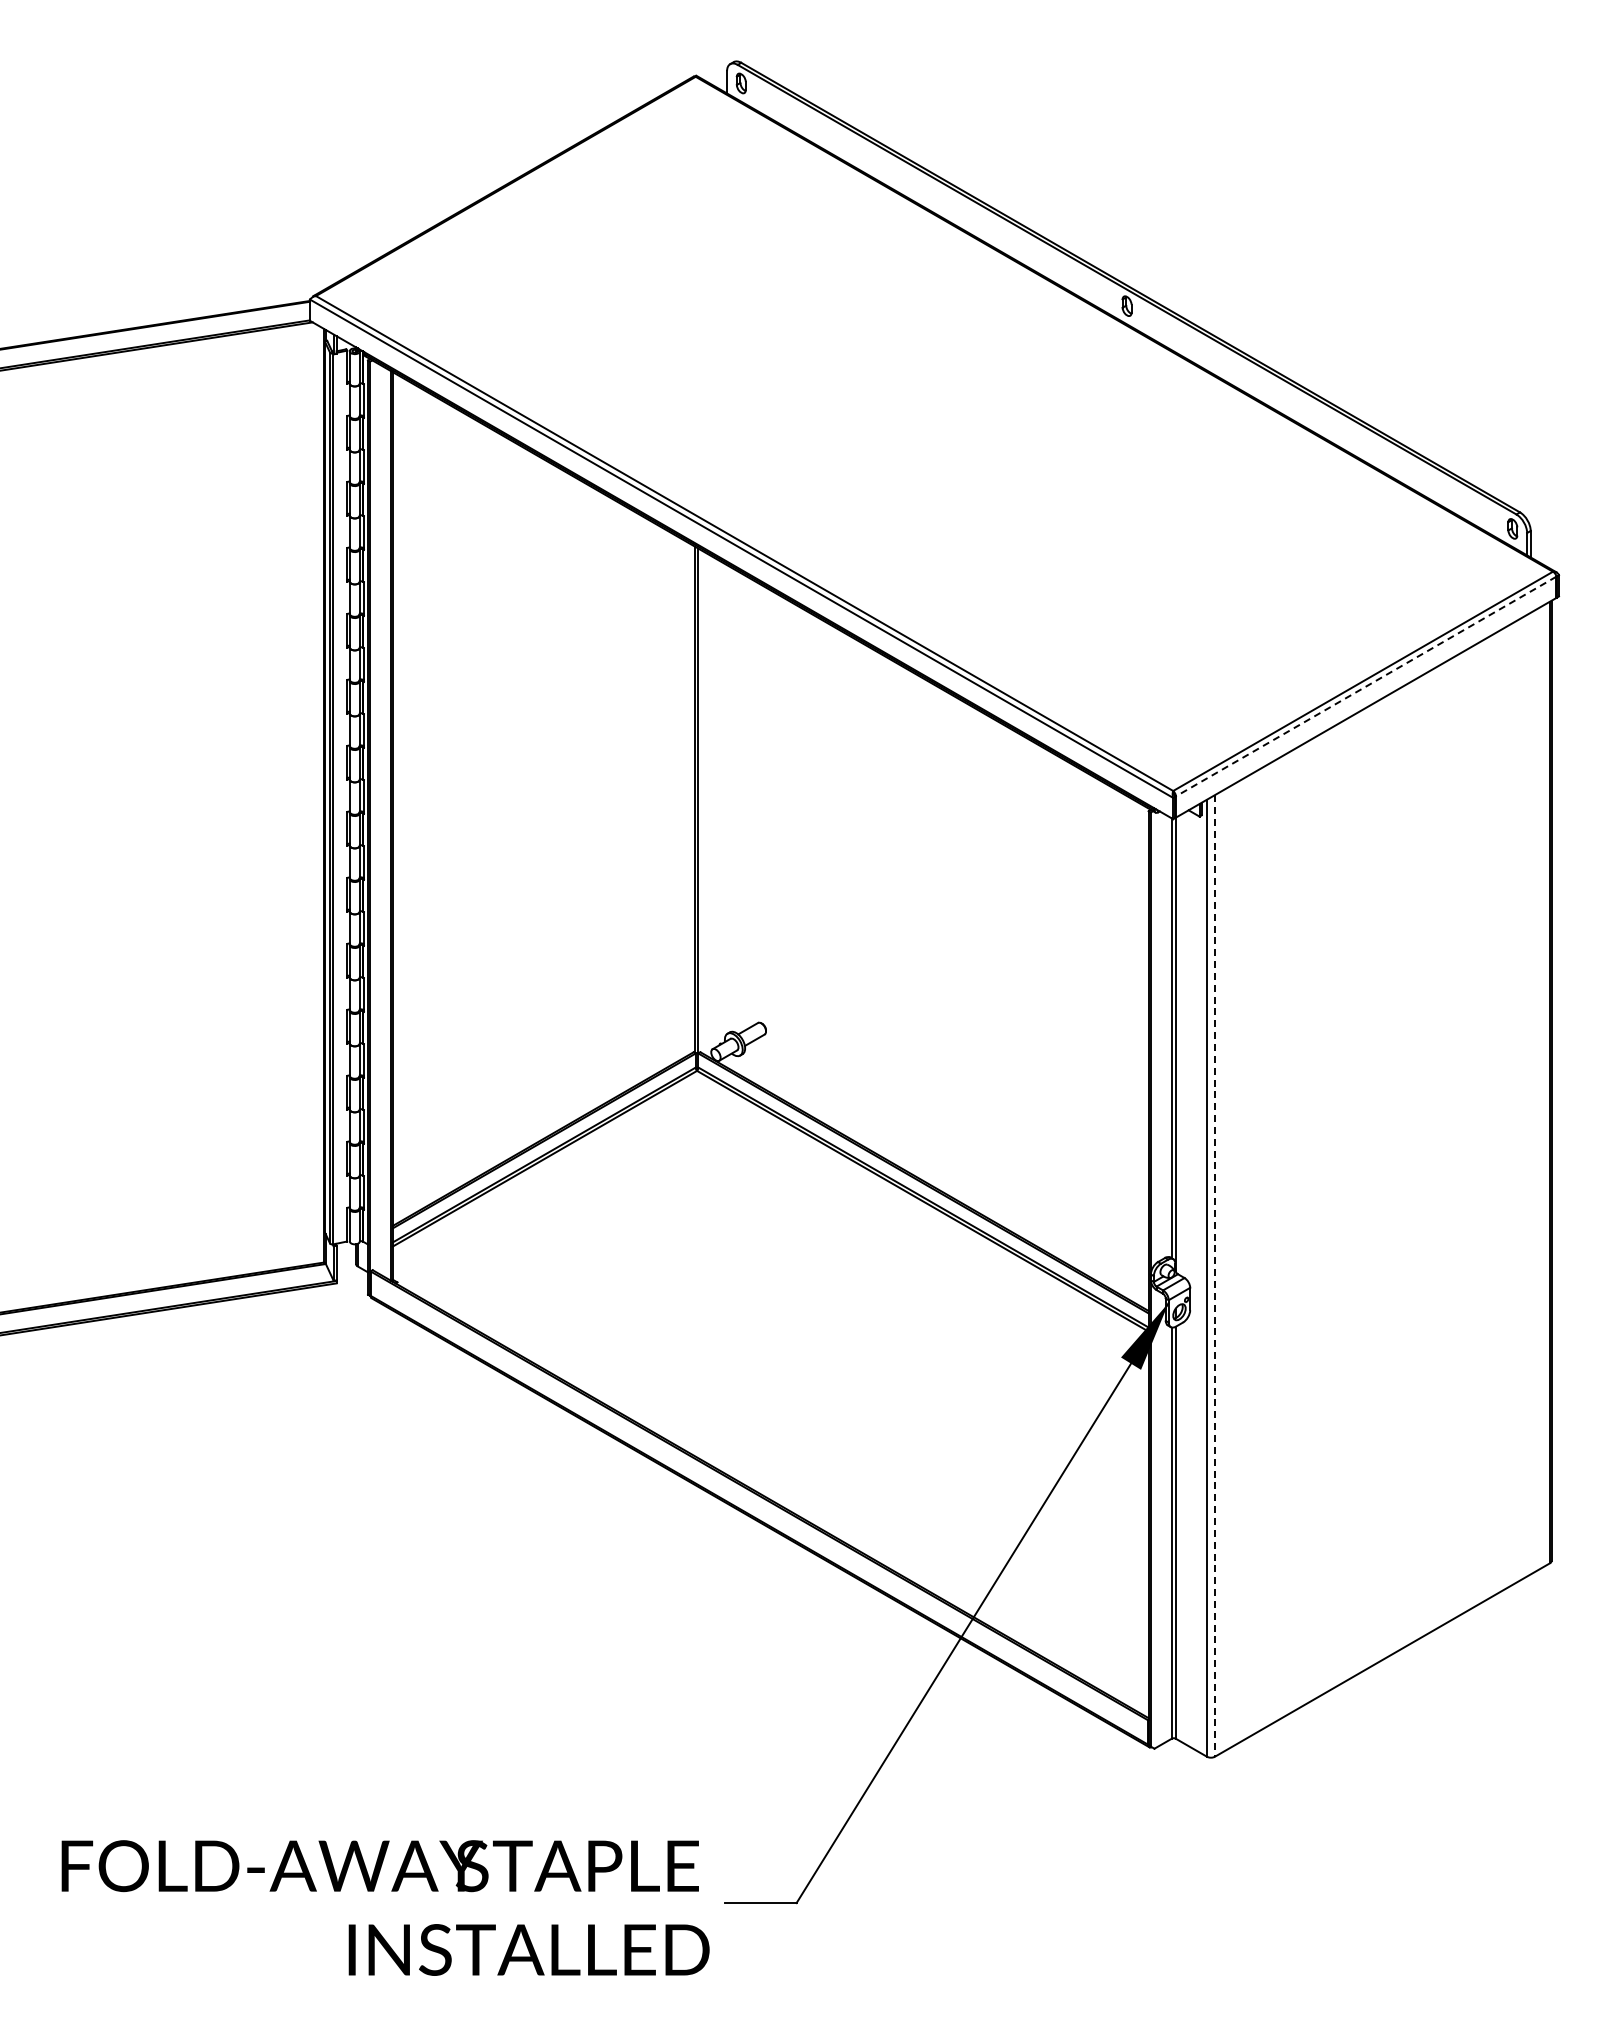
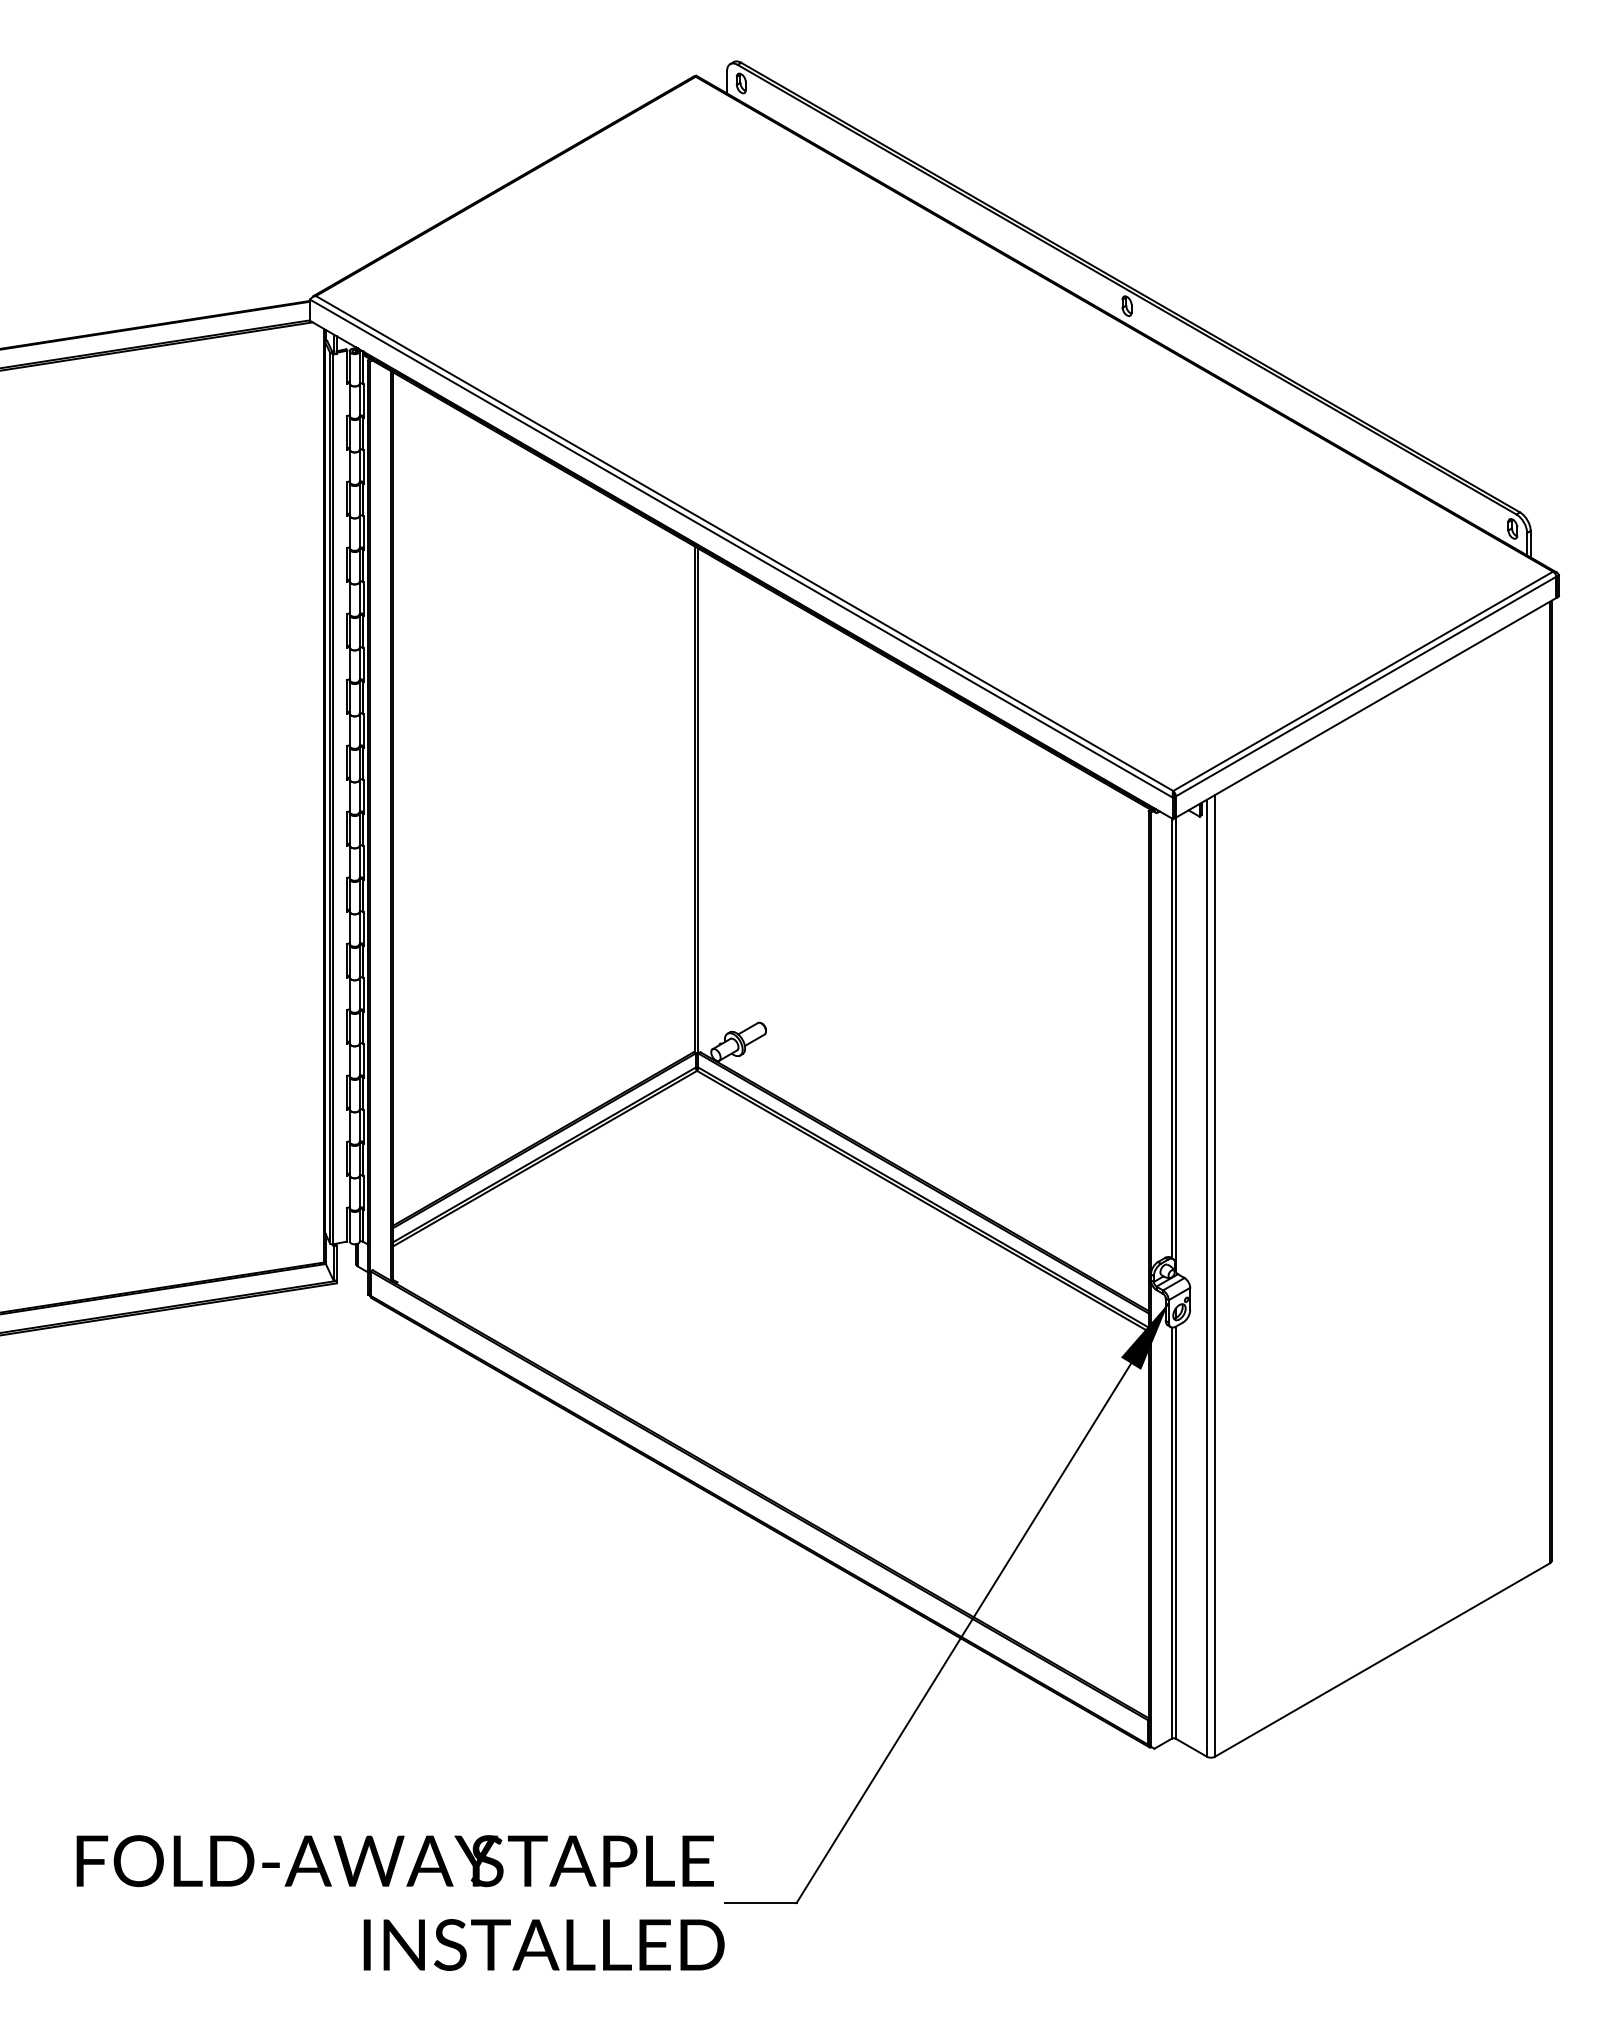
line: dashed -> solid (1366, 686)
line: dashed -> solid (1214, 1275)
text position: (385, 1907) -> (400, 1902) (400, 1902)
